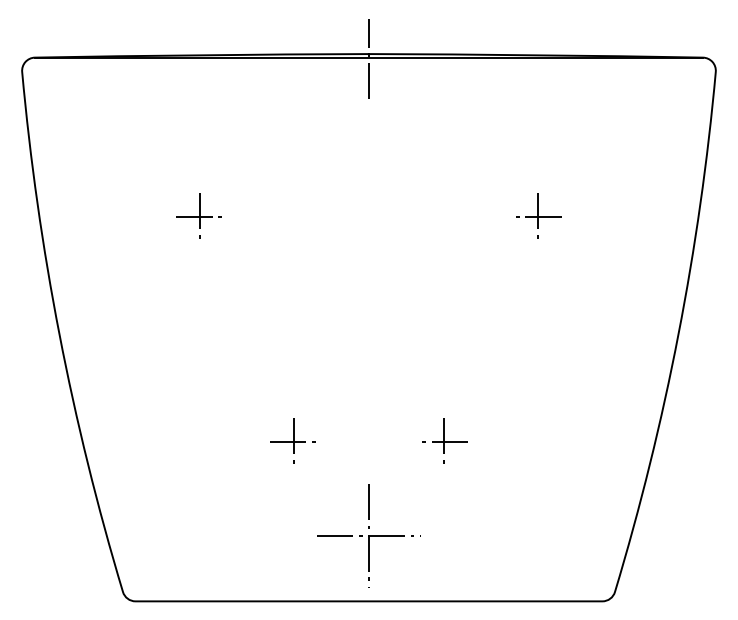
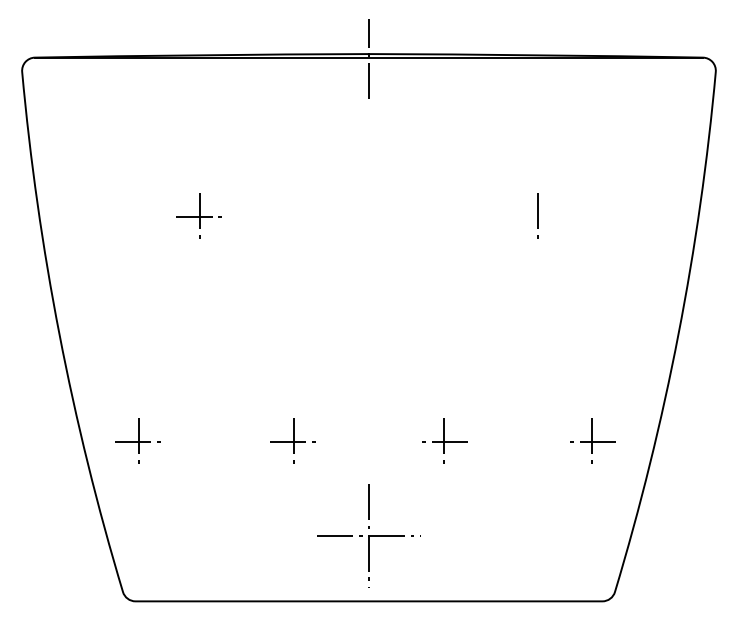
line: present -> none (537, 217)
part: none -> present (137, 440)
part: none -> present (592, 440)
